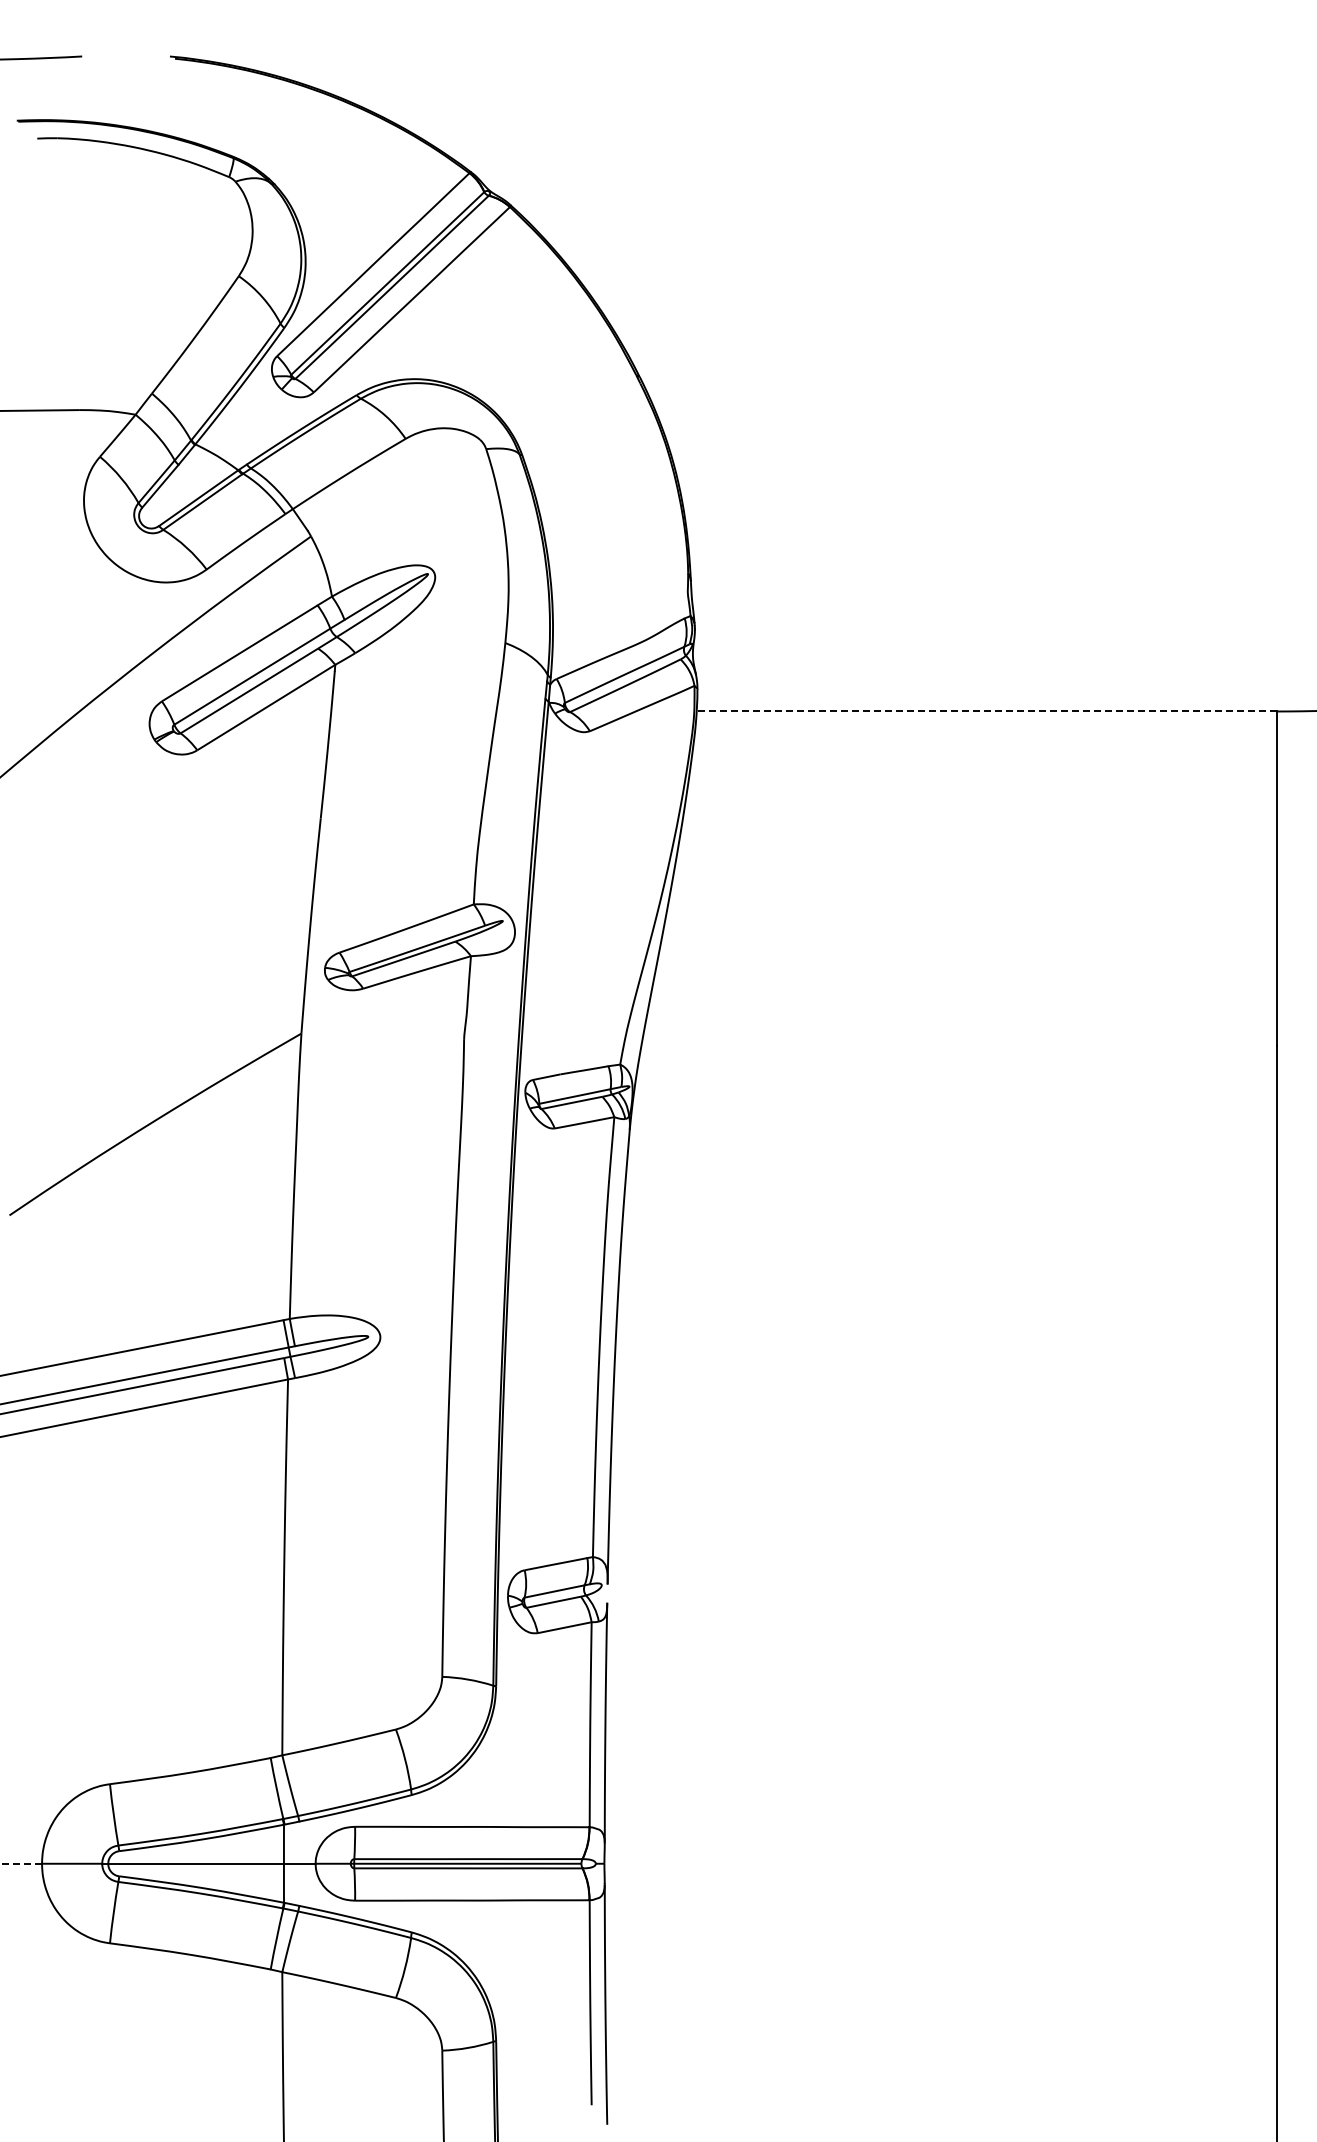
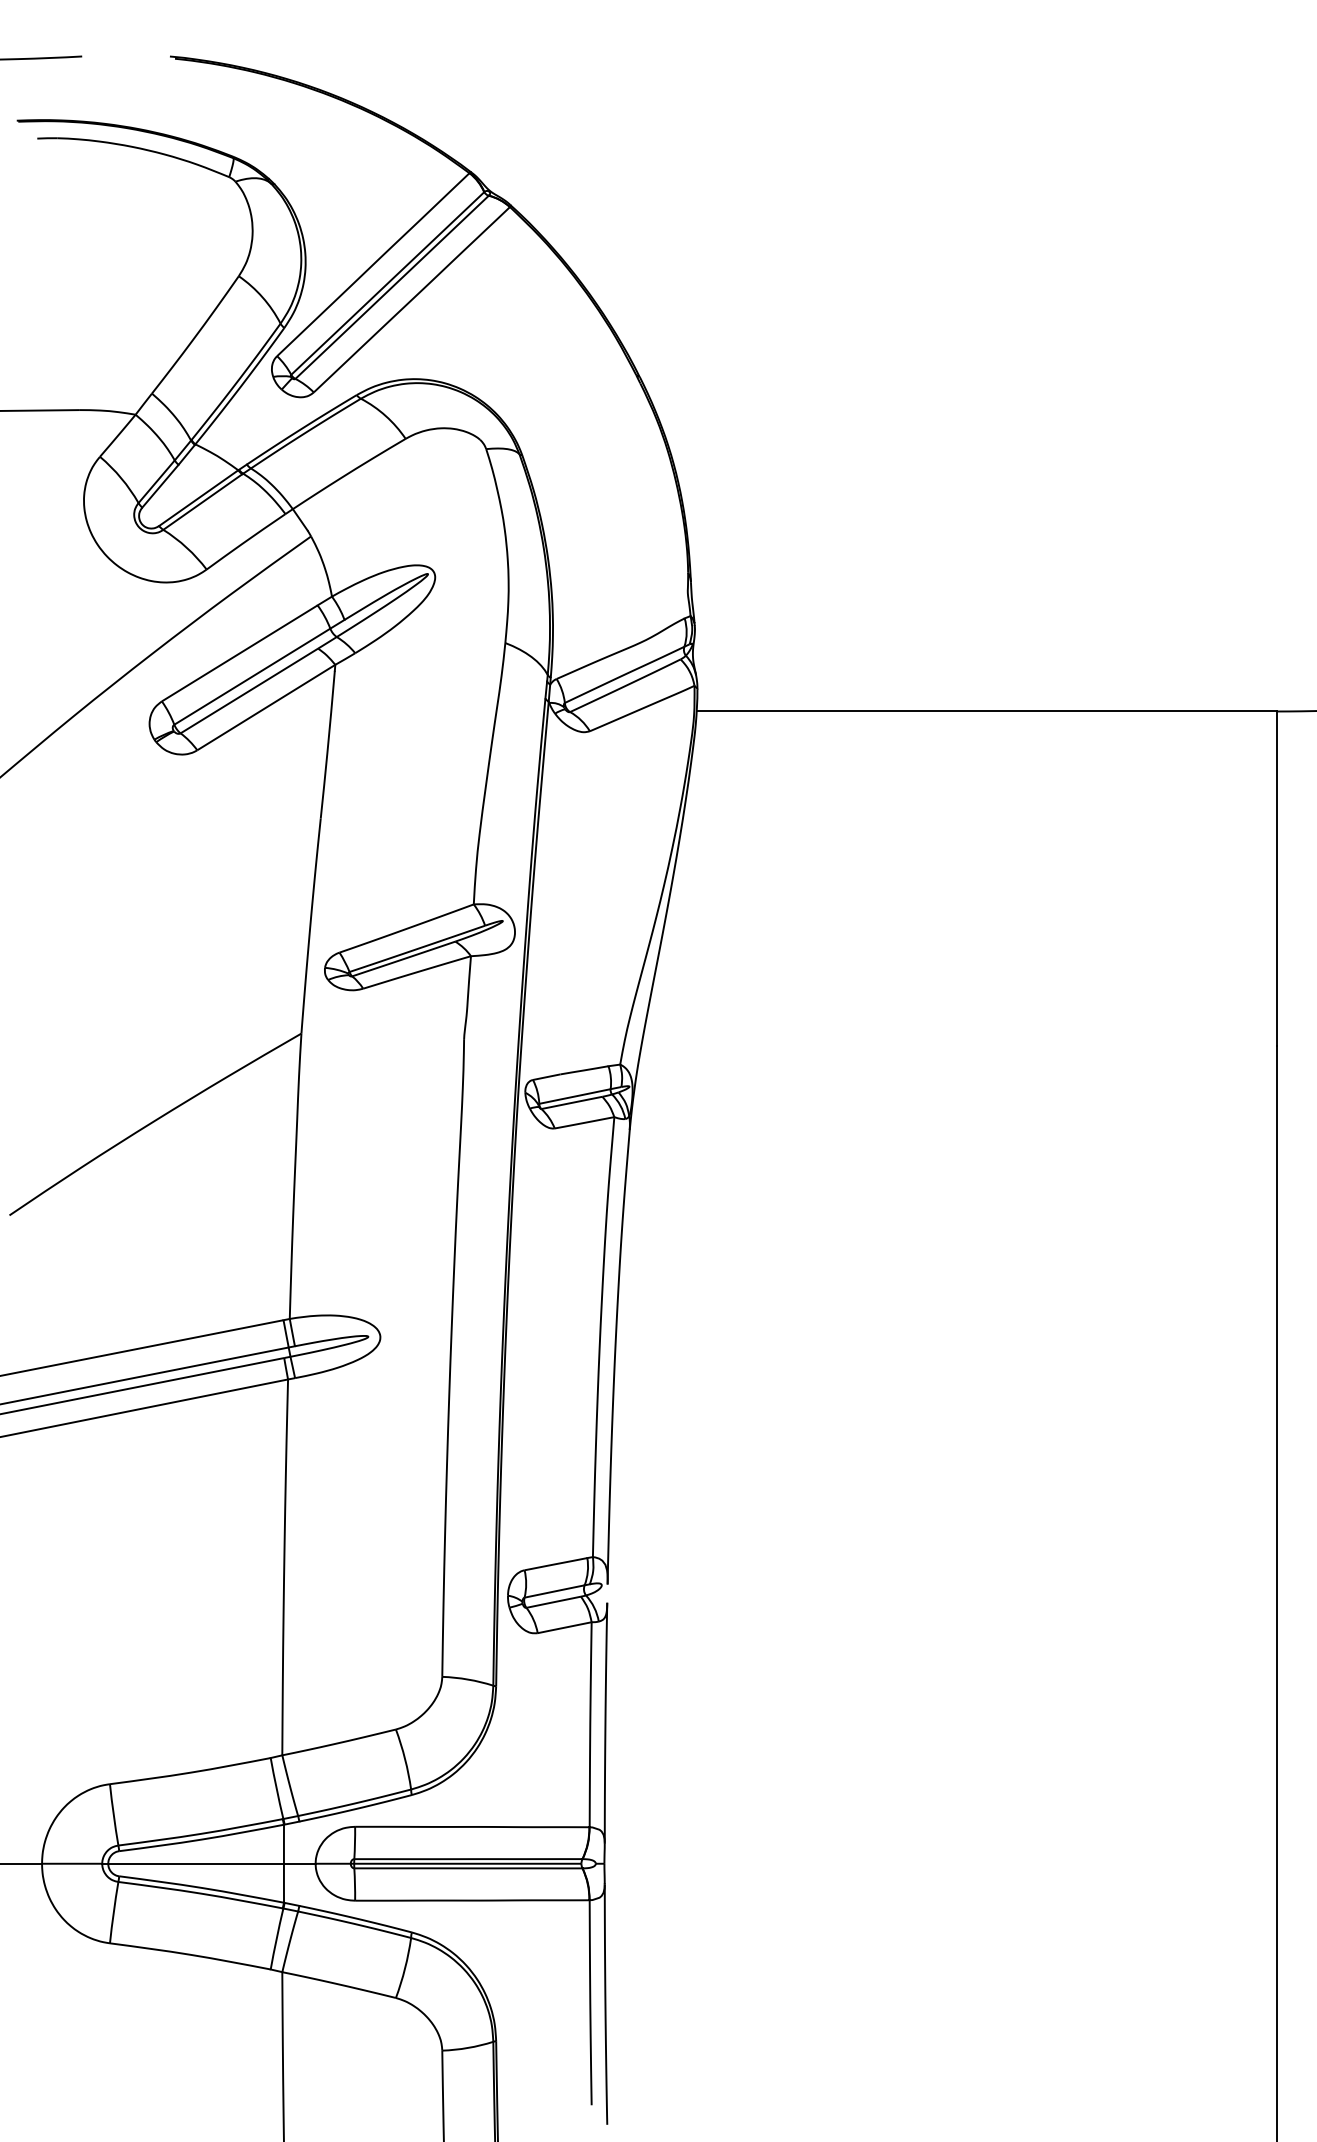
line: dashed -> solid (986, 711)
line: dashed -> solid (21, 1863)
